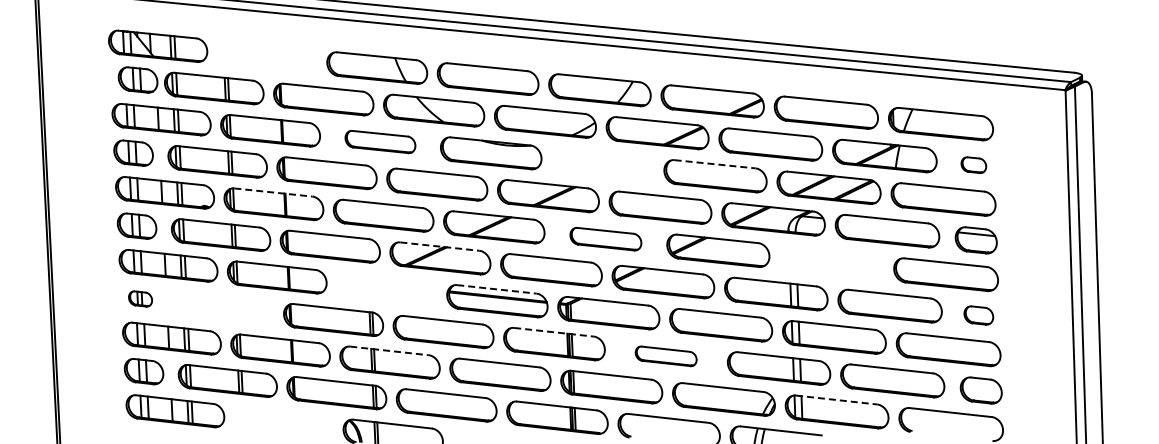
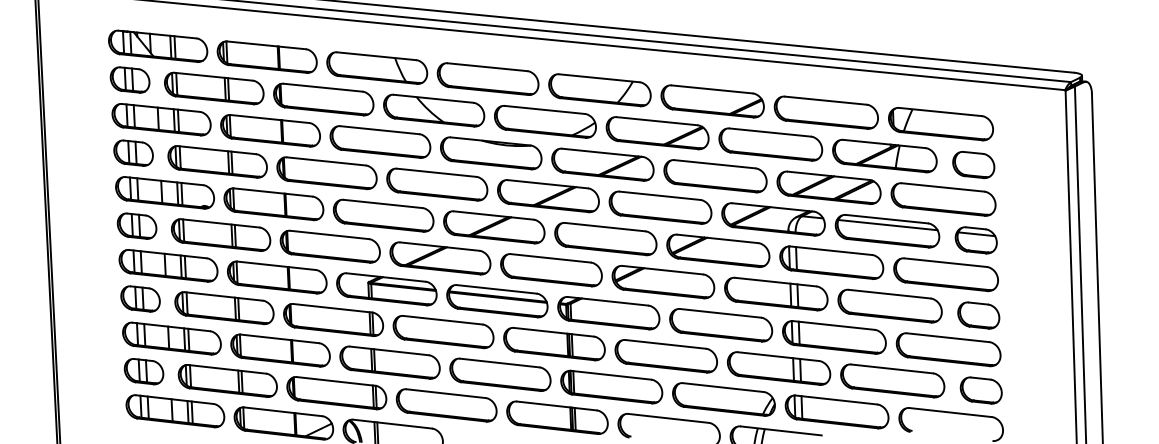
part: none -> present (266, 56)
part position: (137, 79) -> (129, 79) (129, 79)
part size: 73x25 px -> 103x34 px (380, 141)
part: none -> present (602, 164)
line: dashed -> solid (715, 164)
part size: 28x19 px -> 44x29 px (973, 165)
line: dashed -> solid (273, 192)
line: none -> present (887, 225)
part size: 74x25 px -> 104x35 px (605, 239)
line: dashed -> solid (439, 246)
part: none -> present (831, 262)
part: none -> present (386, 289)
line: dashed -> solid (496, 289)
part size: 25x18 px -> 41x28 px (140, 298)
part: none -> present (224, 308)
part size: 32x21 px -> 44x29 px (978, 315)
line: dashed -> solid (554, 332)
line: dashed -> solid (389, 350)
part size: 64x23 px -> 104x35 px (665, 356)
line: dashed -> solid (836, 400)
part: none -> present (283, 423)
